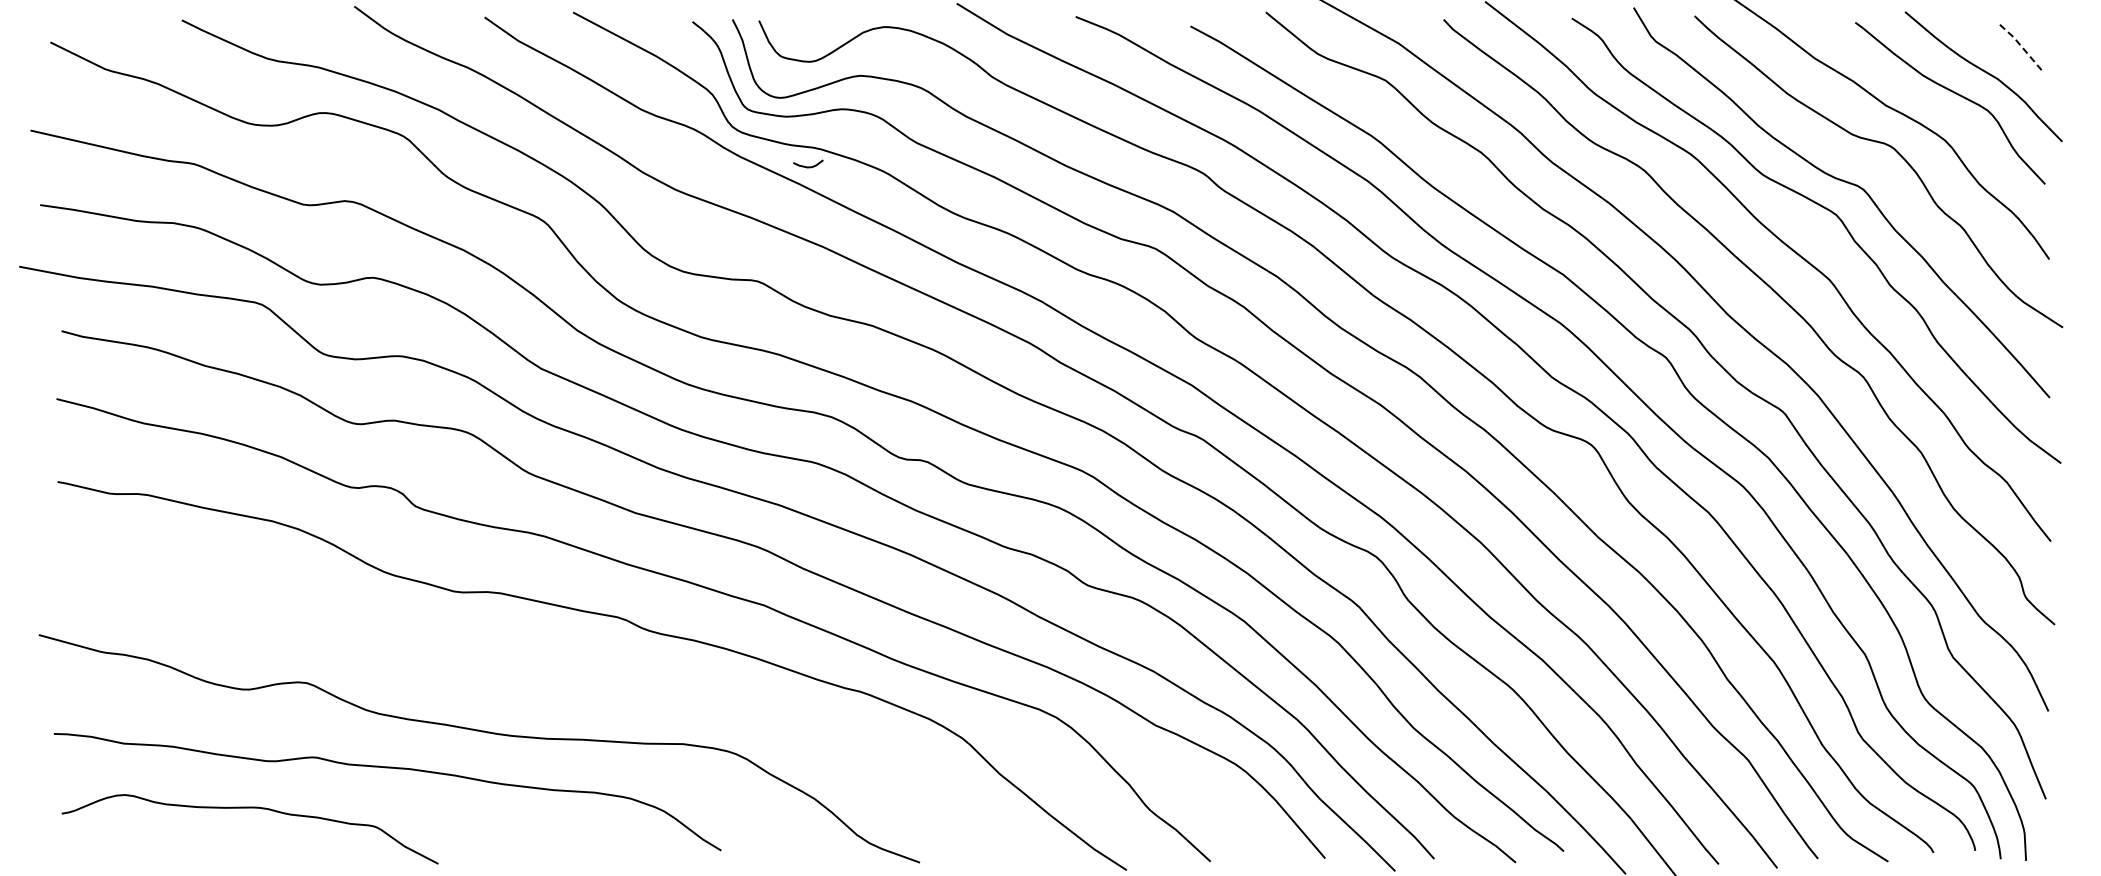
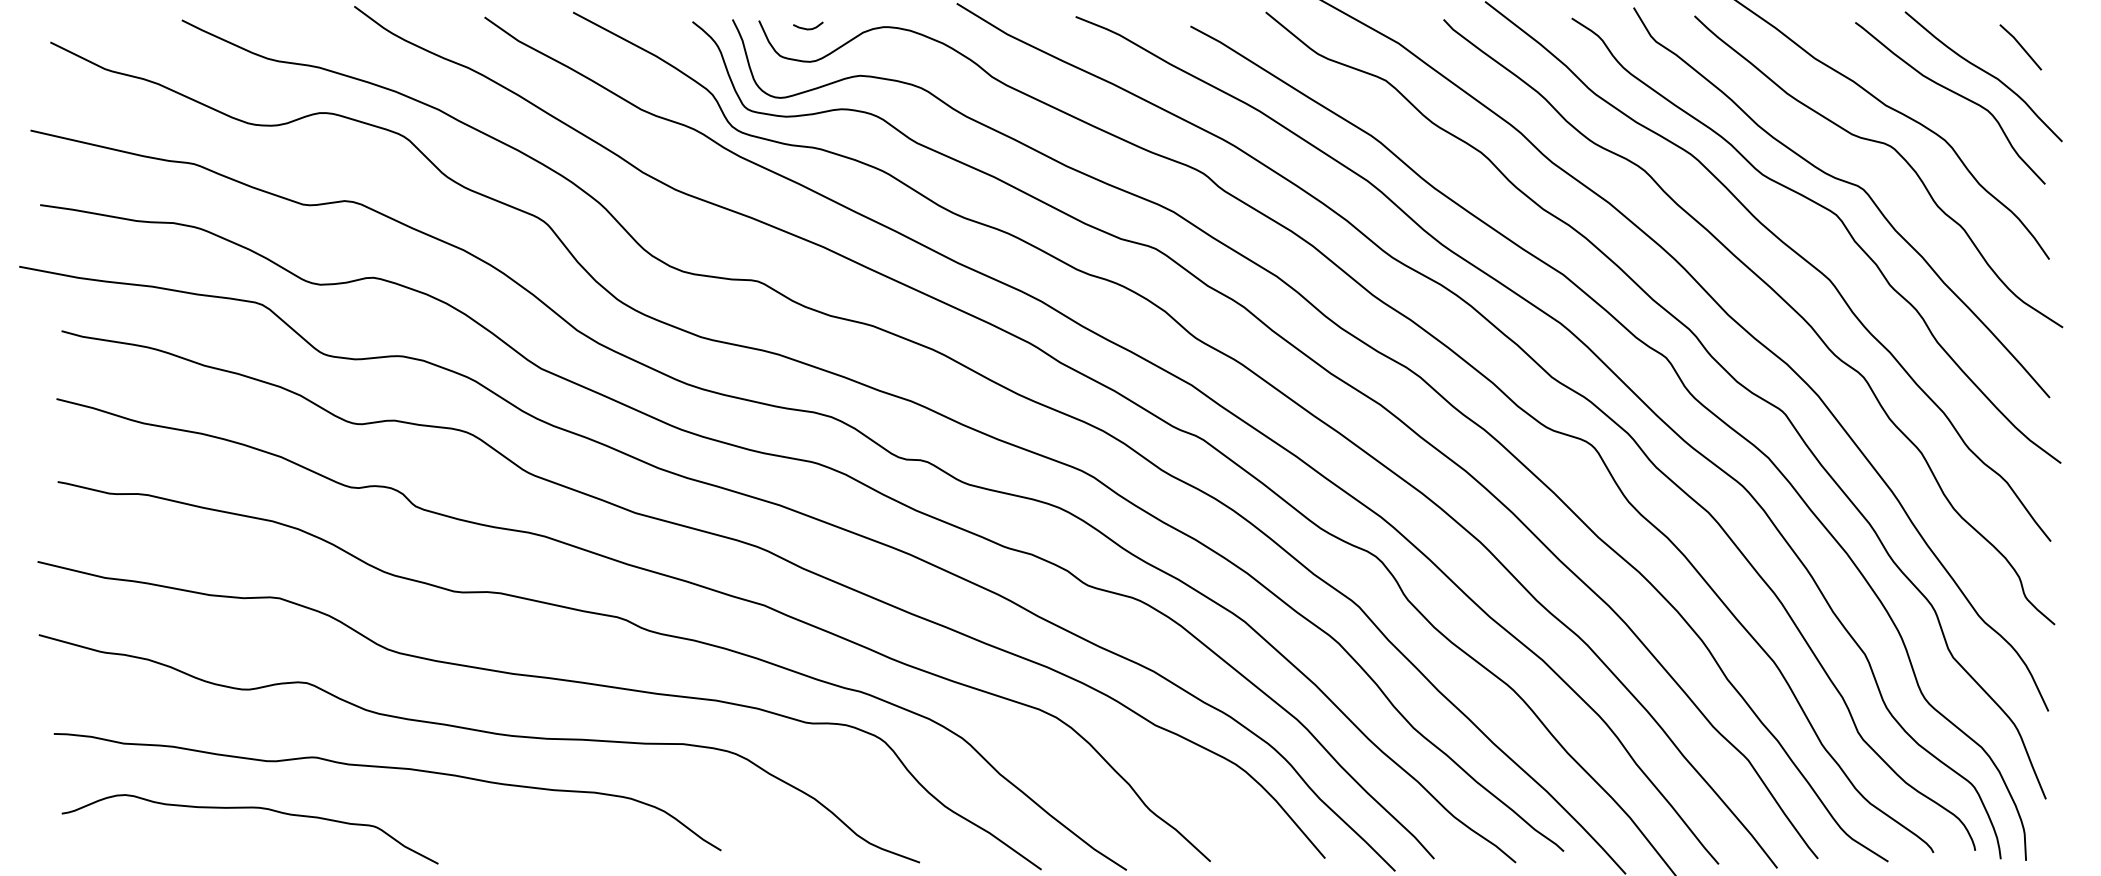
line: dashed -> solid (2021, 46)
curve position: (808, 166) -> (808, 28) (808, 28)
curve: none -> present (541, 678)
